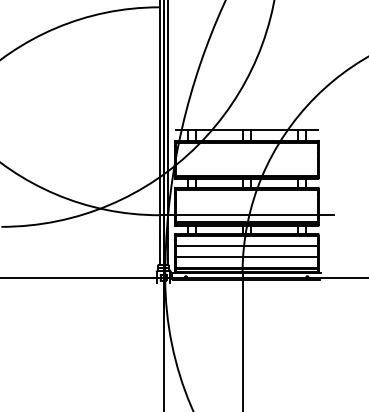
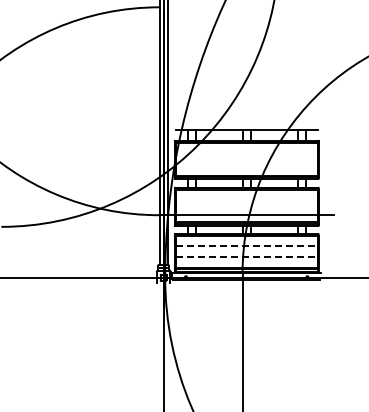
line: solid -> dashed (246, 246)
line: solid -> dashed (246, 257)
